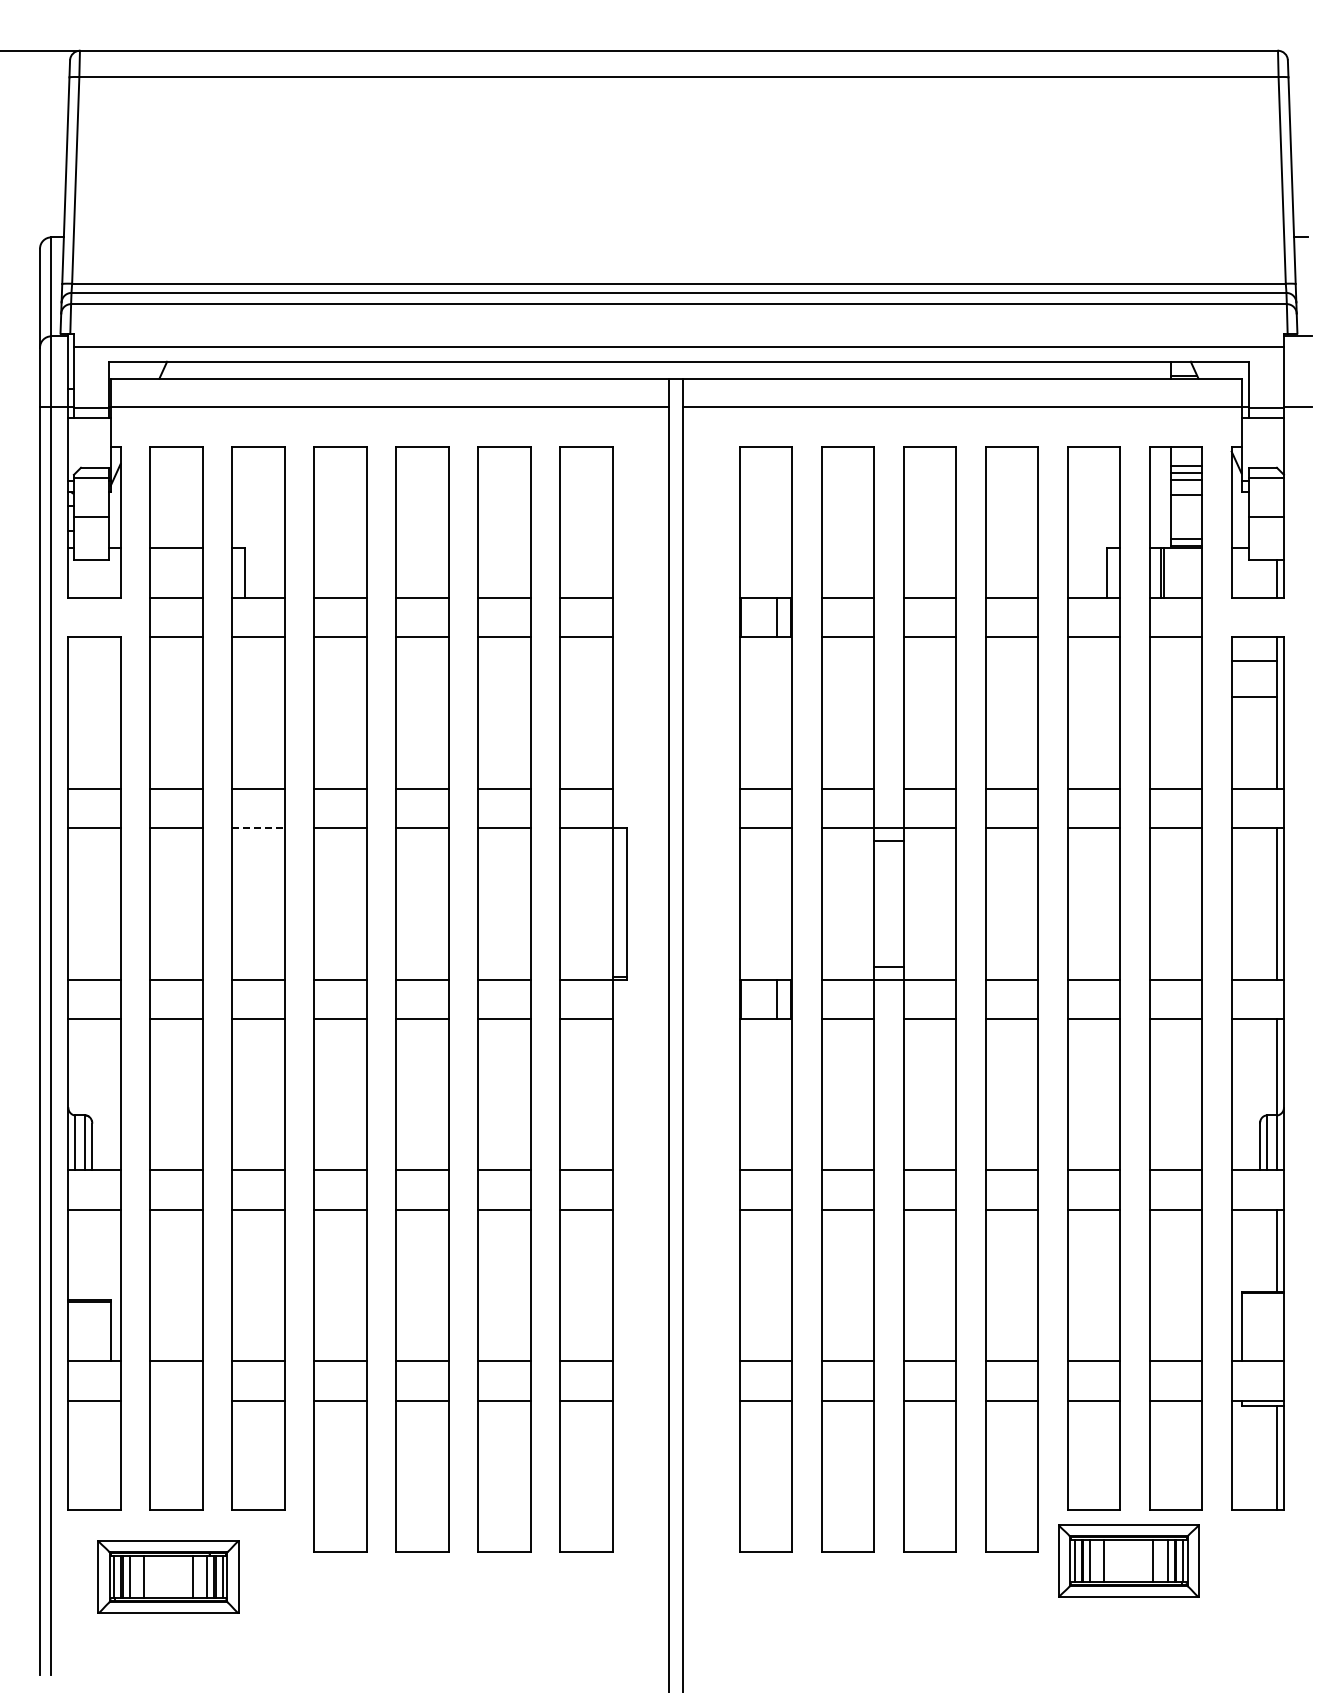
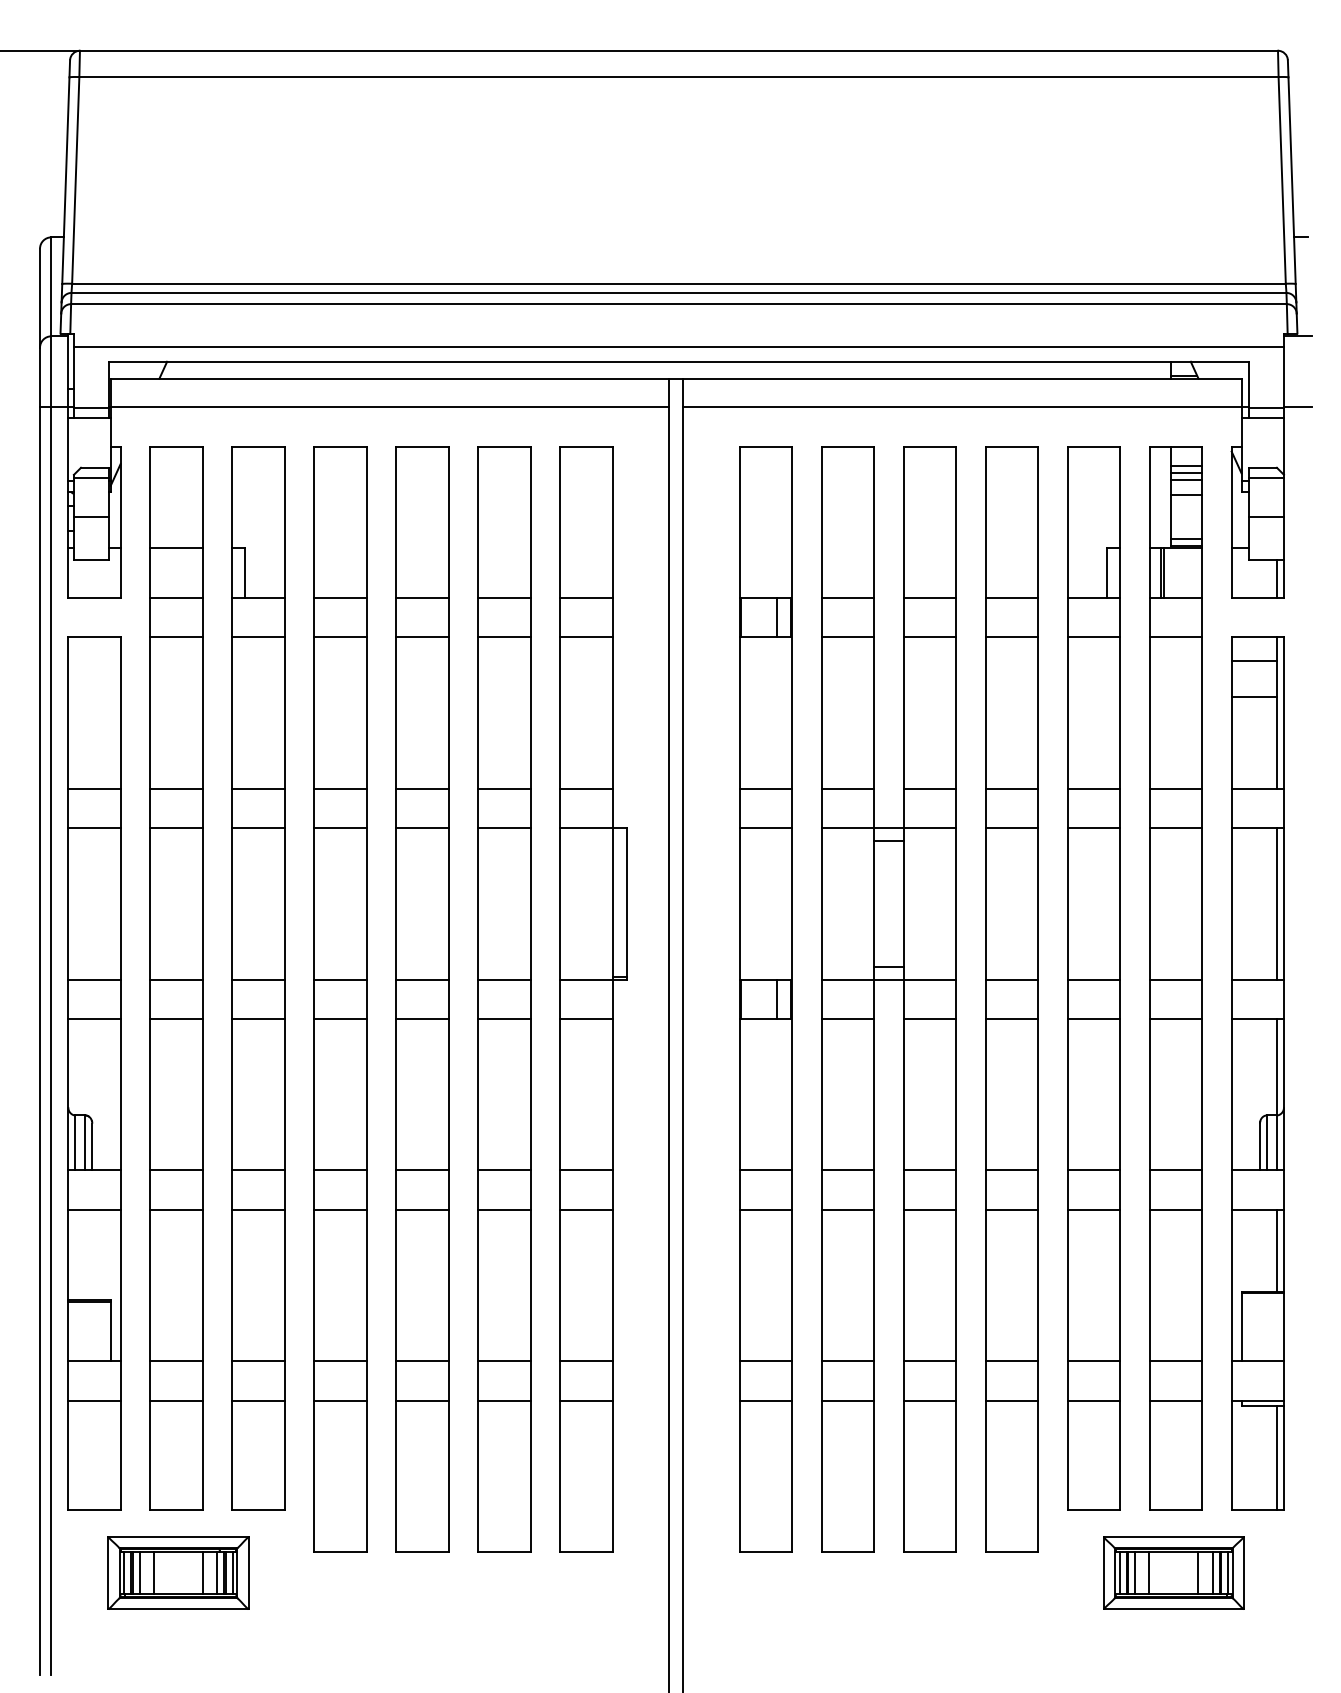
line: dashed -> solid (258, 828)
line: none -> present (176, 1400)
part position: (1128, 1560) -> (1173, 1572) (1173, 1572)
part position: (168, 1576) -> (178, 1572) (178, 1572)
